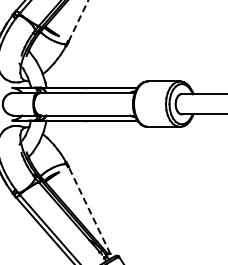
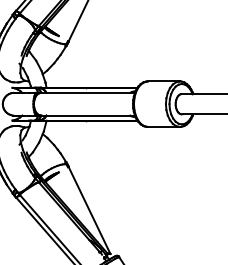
line: dashed -> solid (78, 20)
line: dashed -> solid (89, 209)
